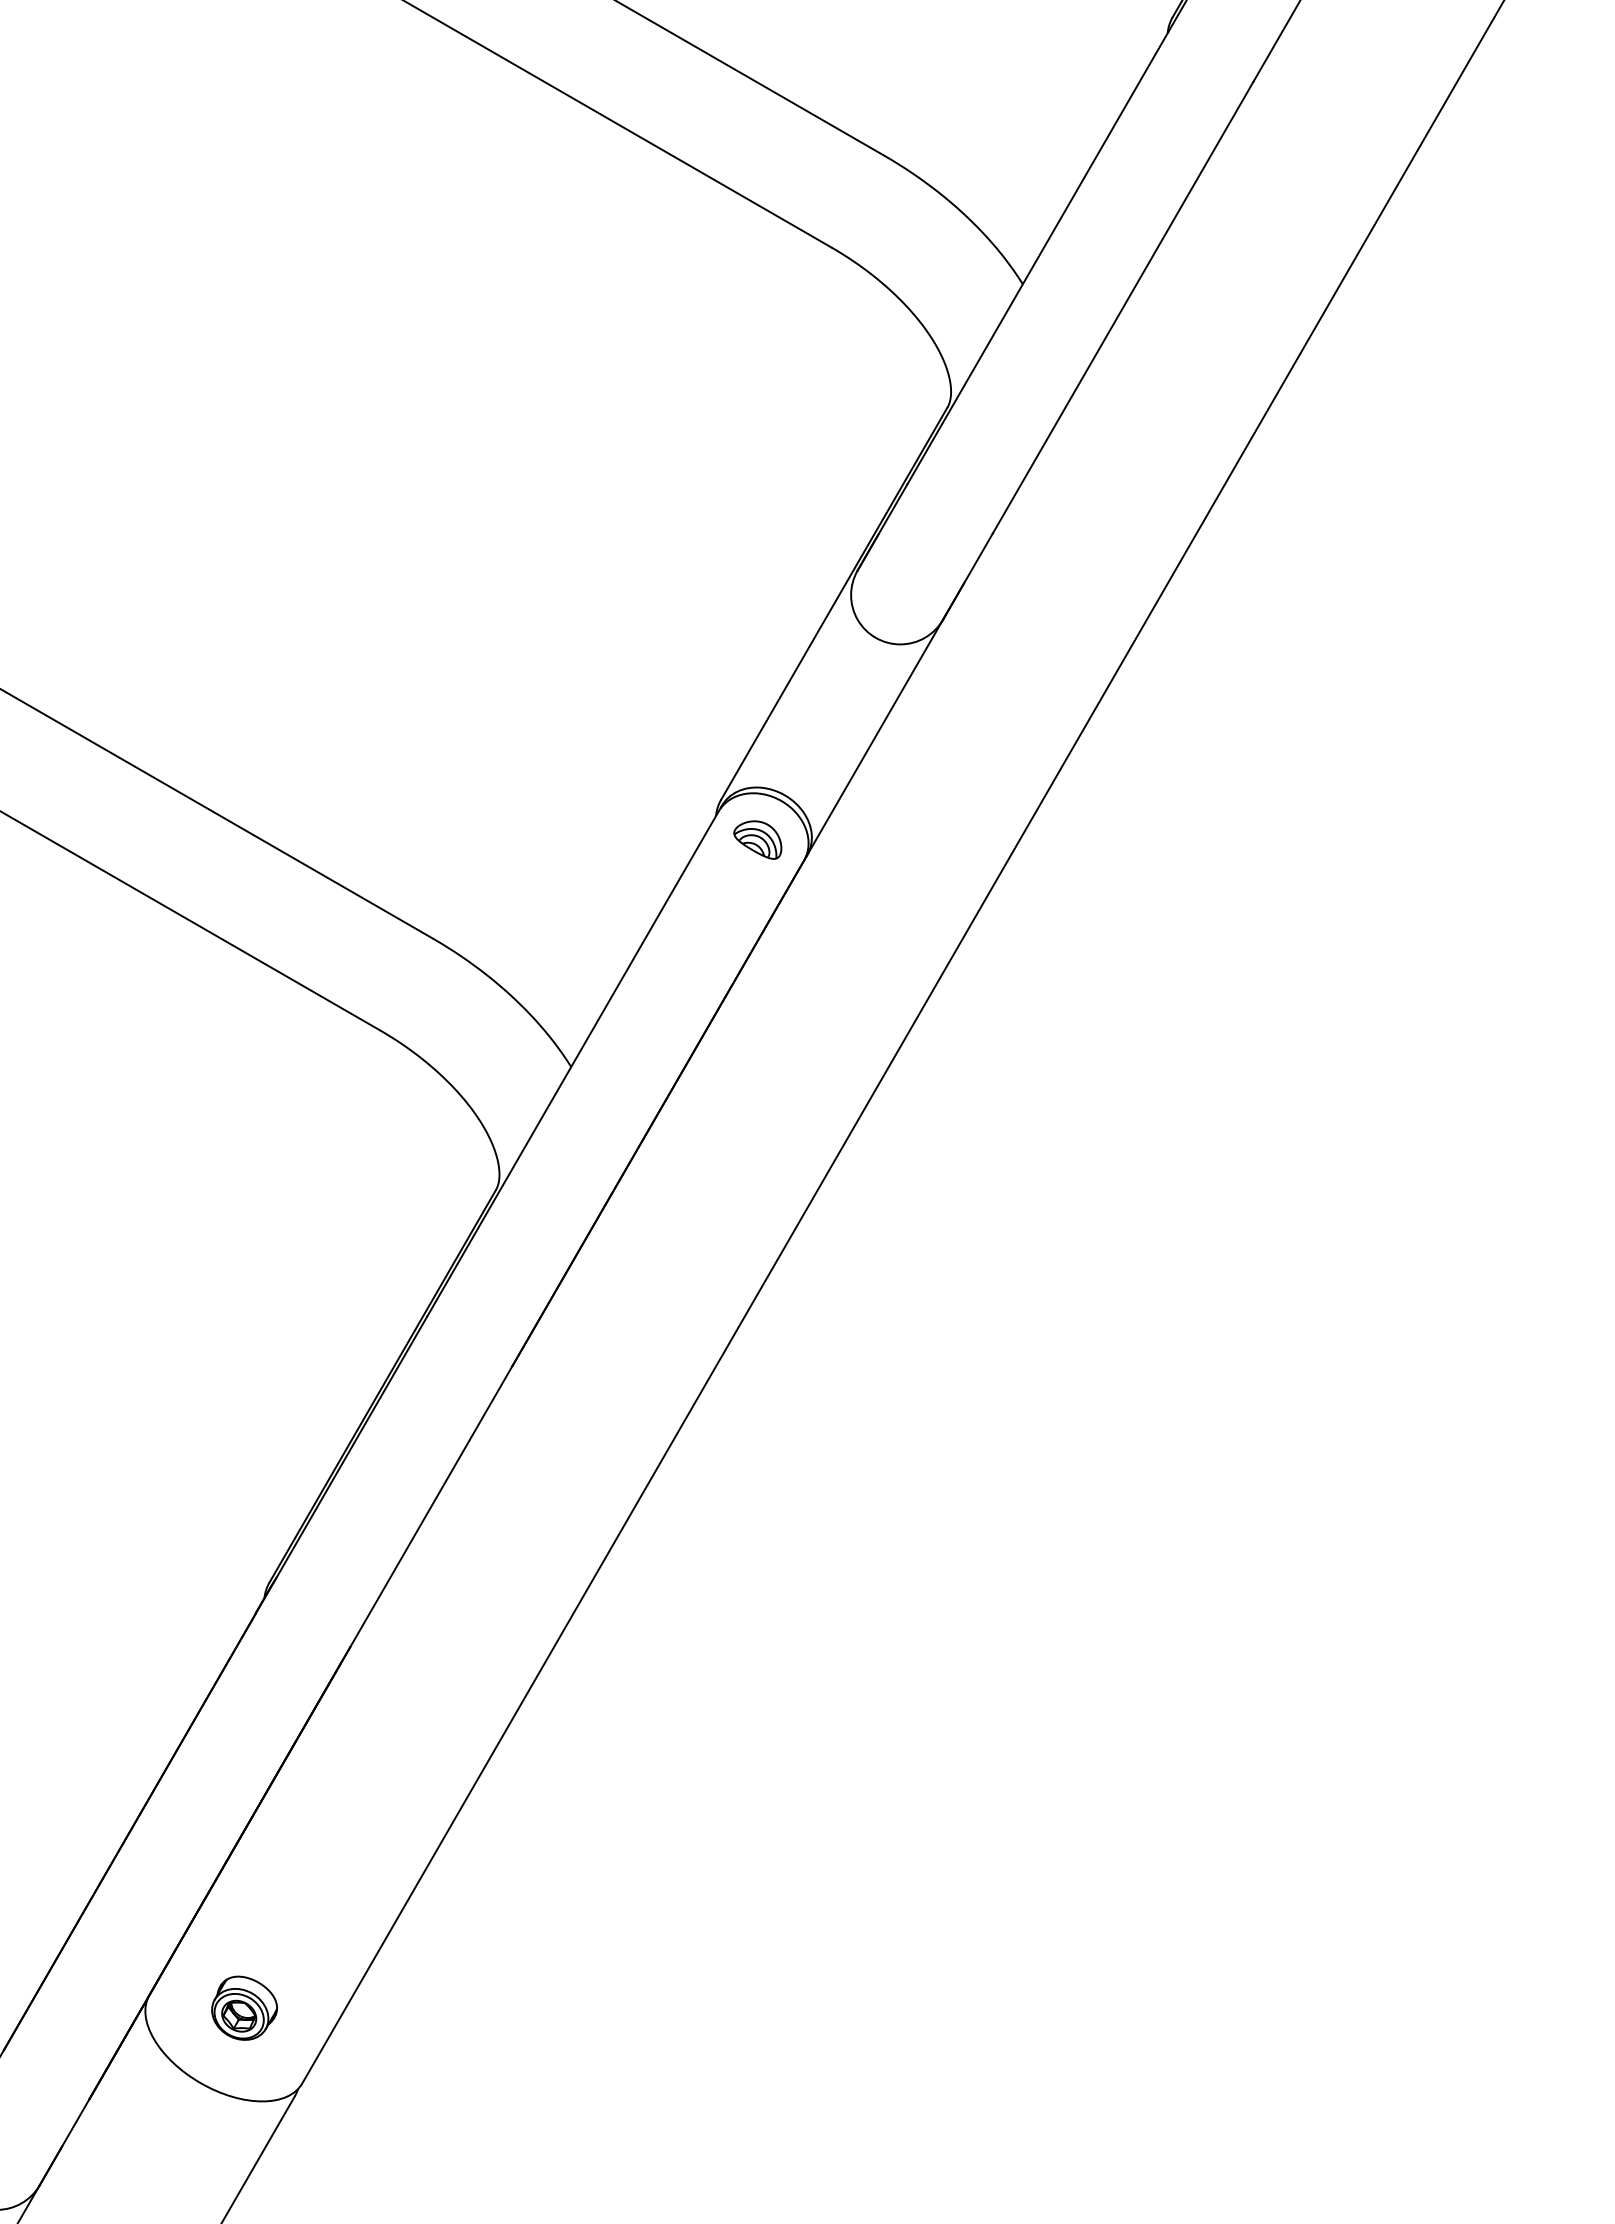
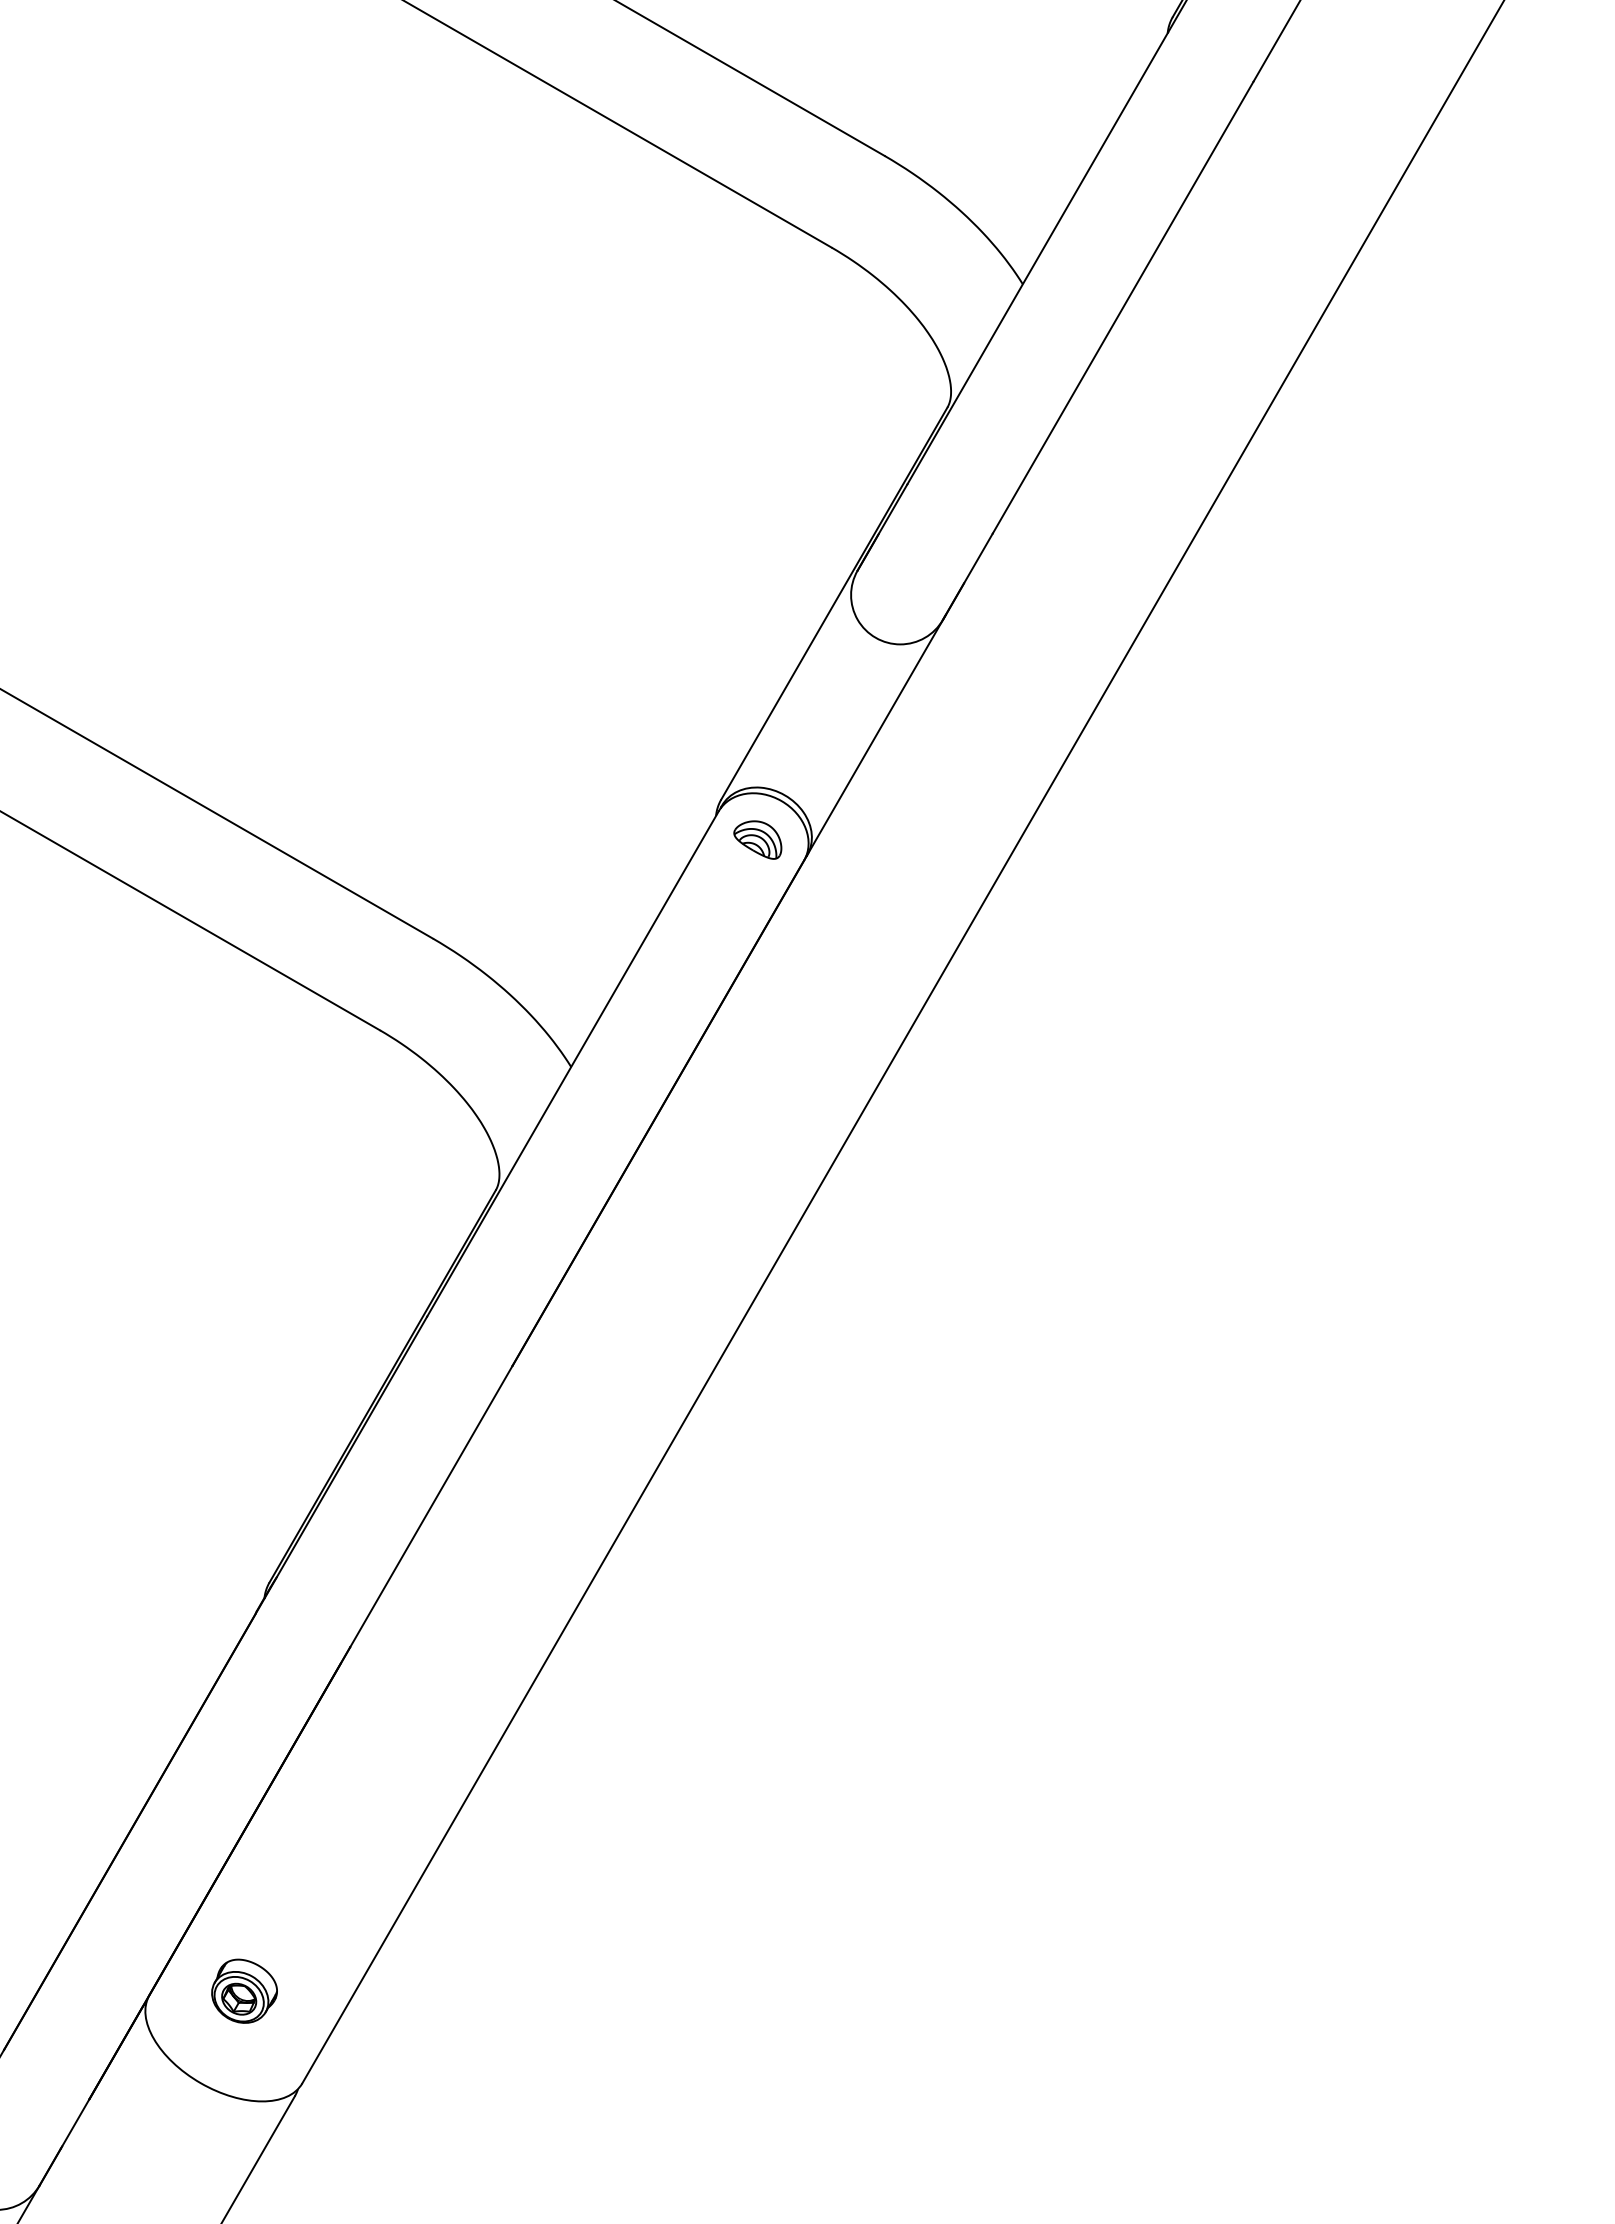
part position: (244, 2007) -> (244, 1990) (244, 1990)
